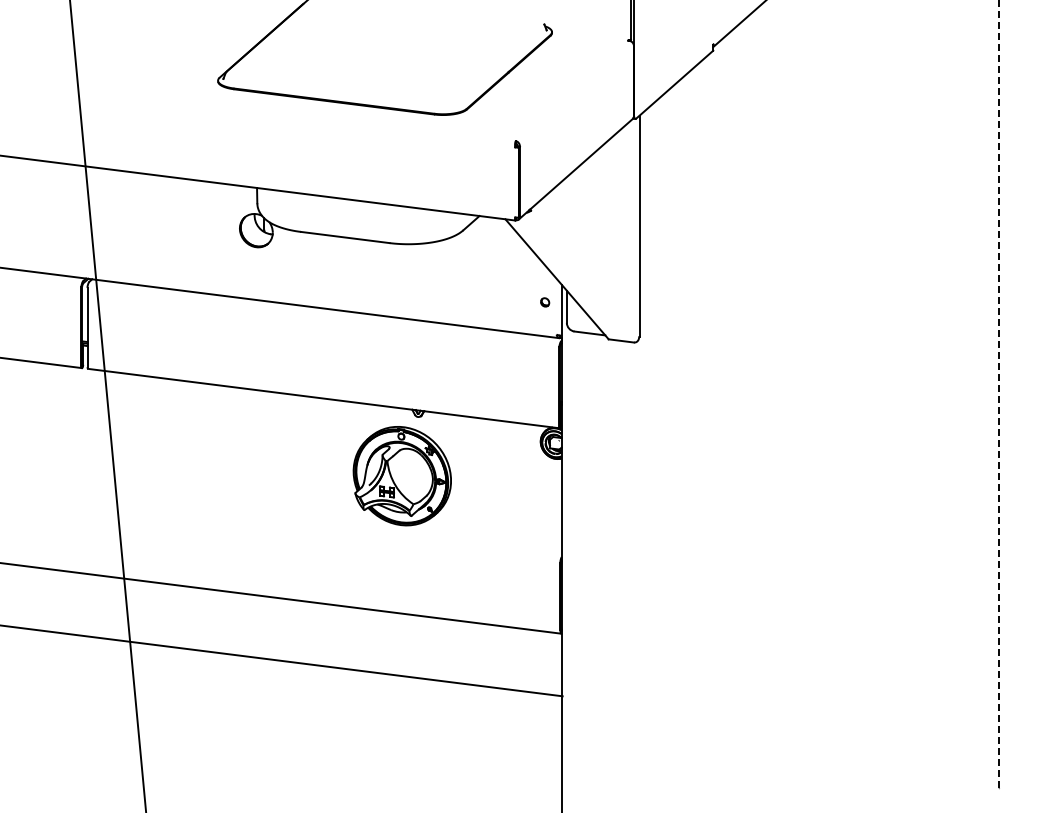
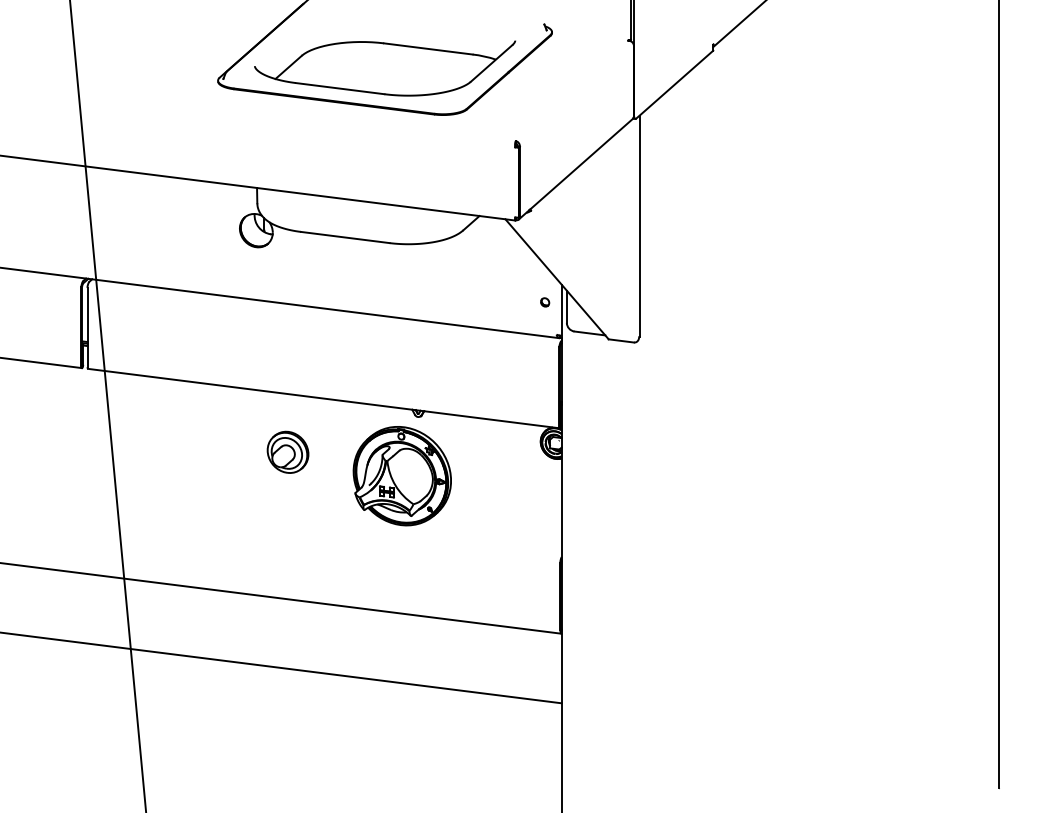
part: none -> present (384, 68)
line: dashed -> solid (999, 394)
part: none -> present (287, 451)
line position: (282, 660) -> (281, 667) (281, 667)
